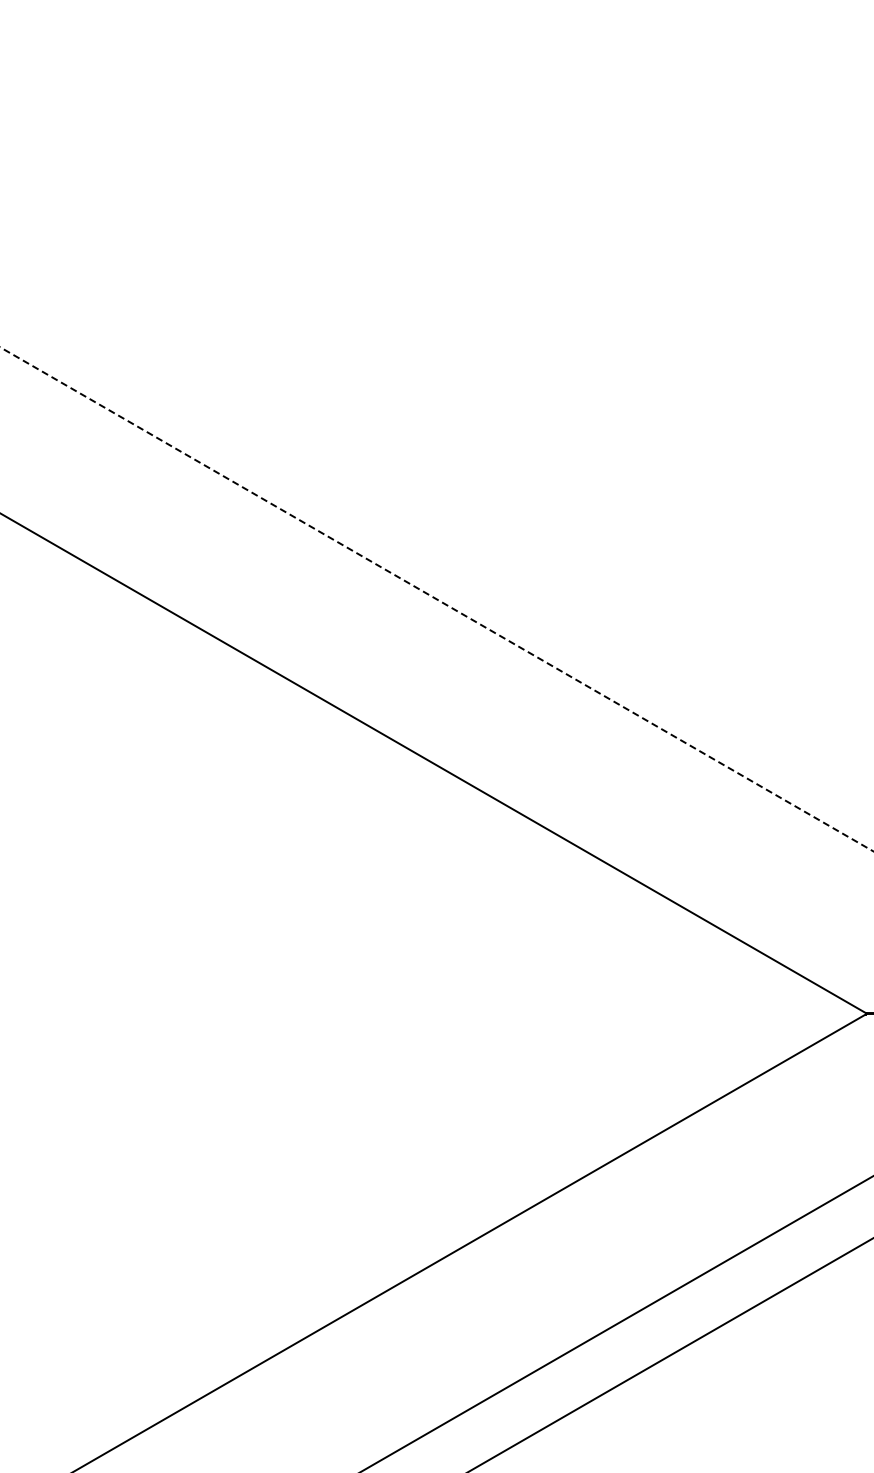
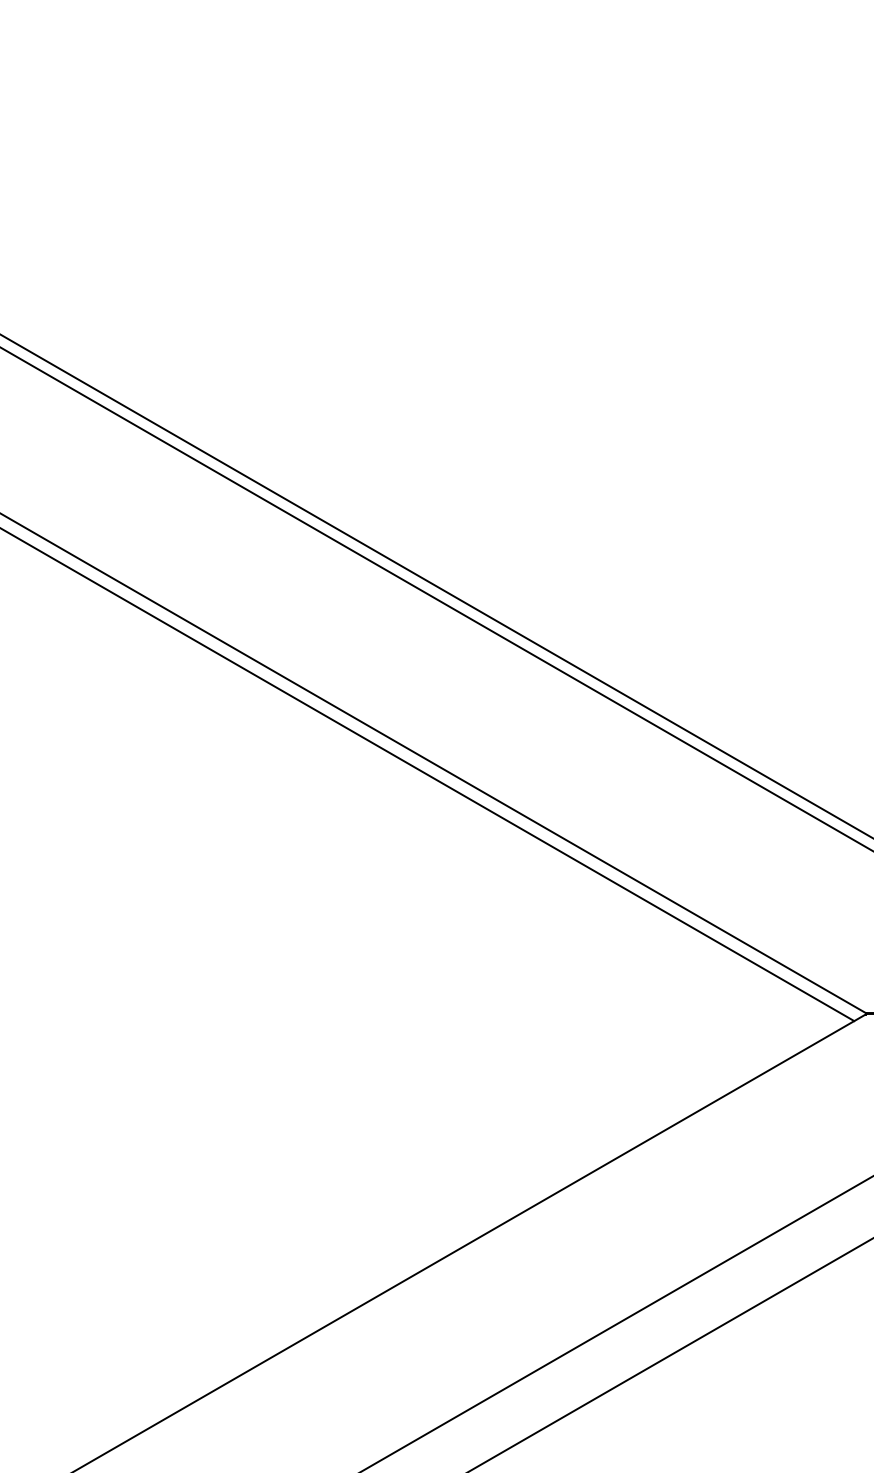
line: none -> present (436, 586)
line: dashed -> solid (437, 599)
line: none -> present (428, 775)
